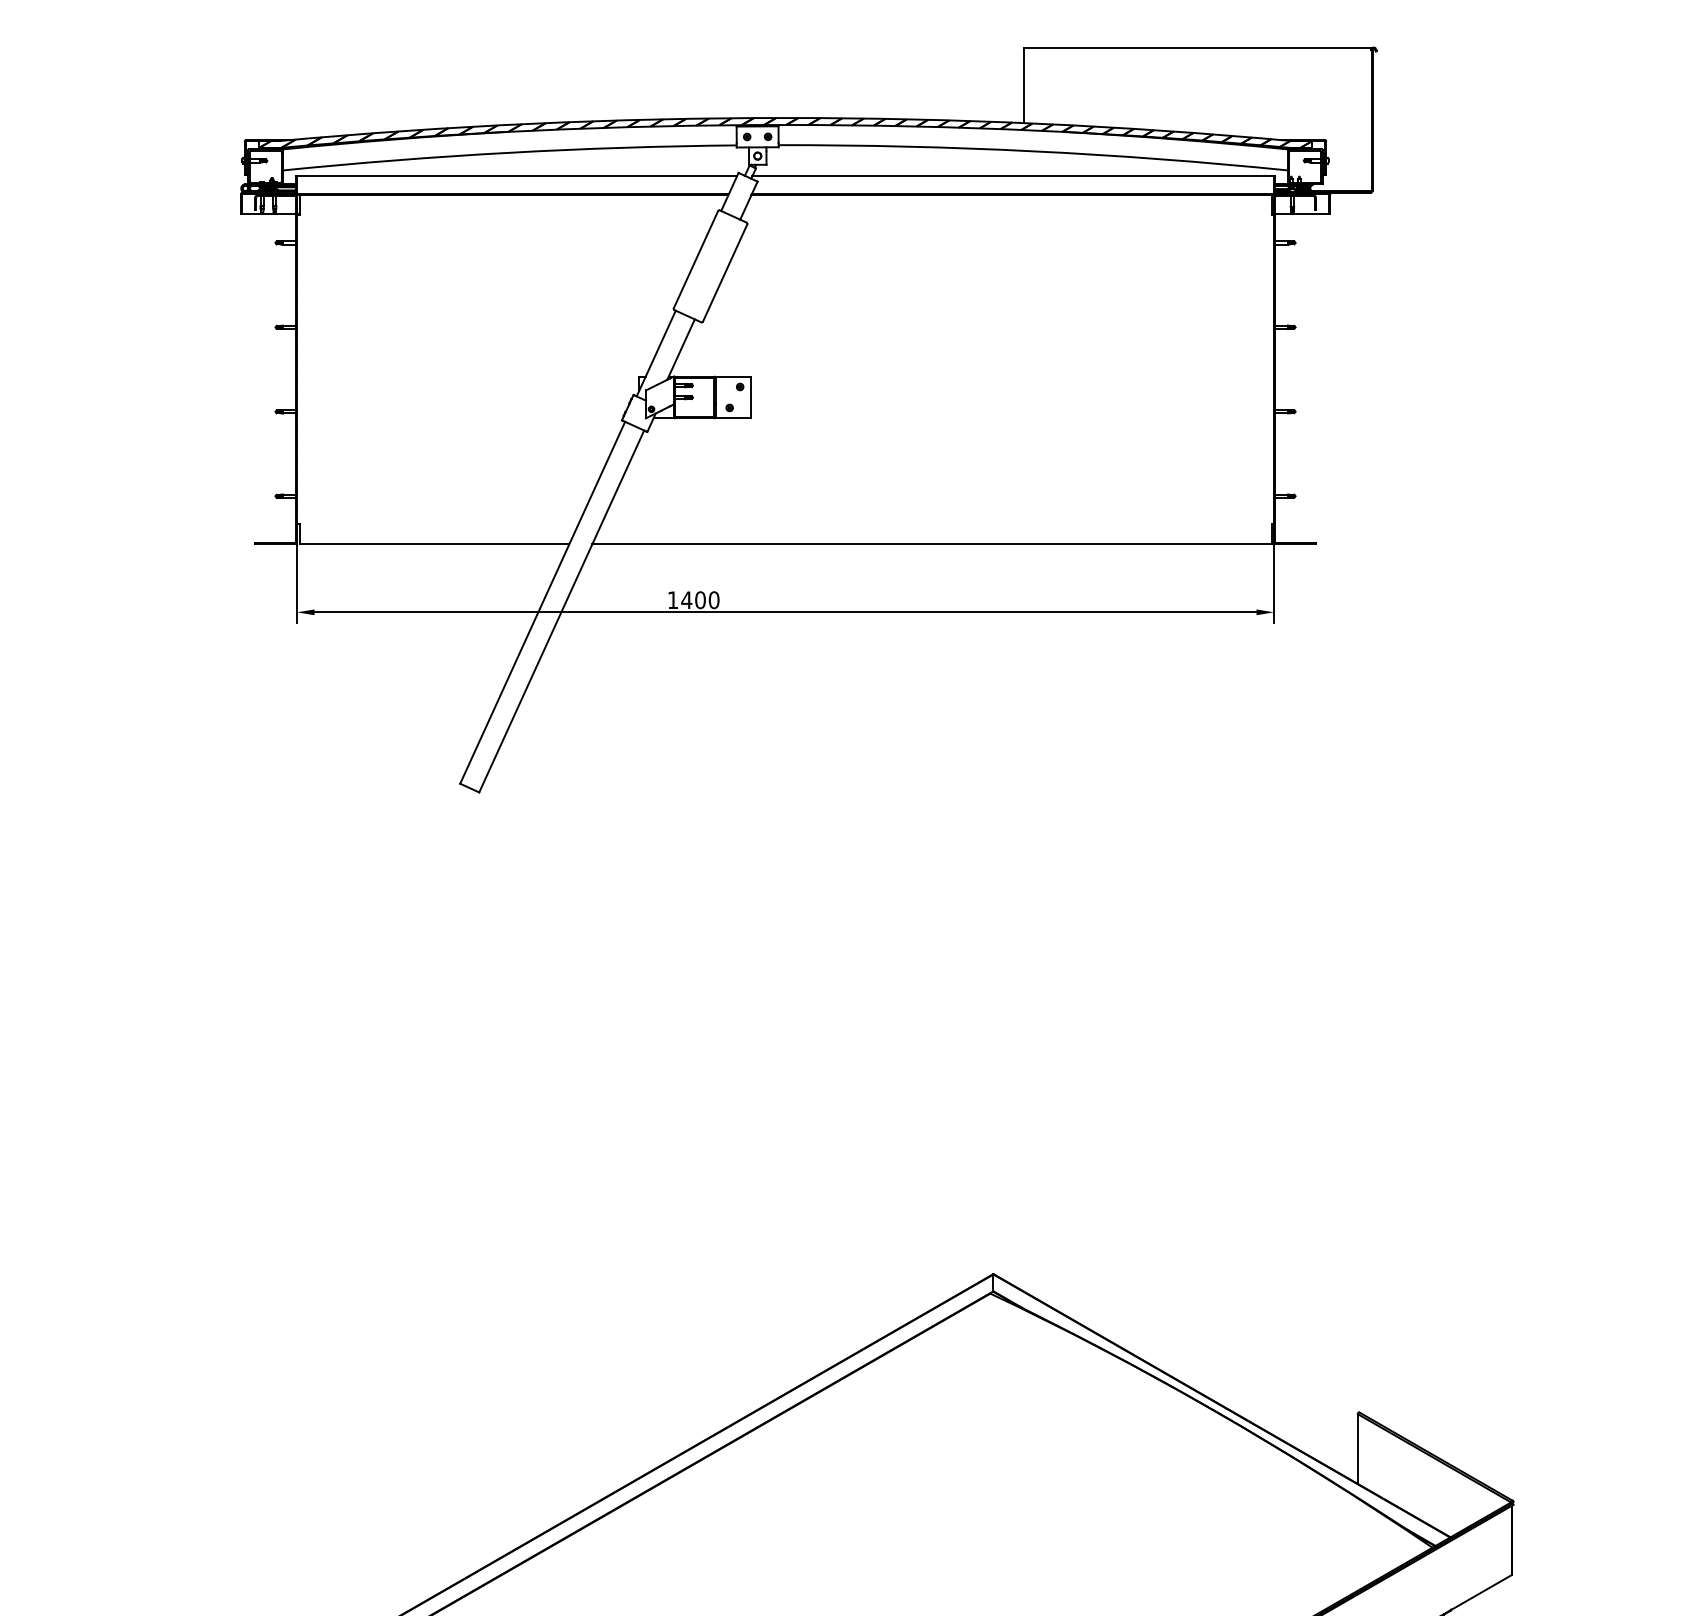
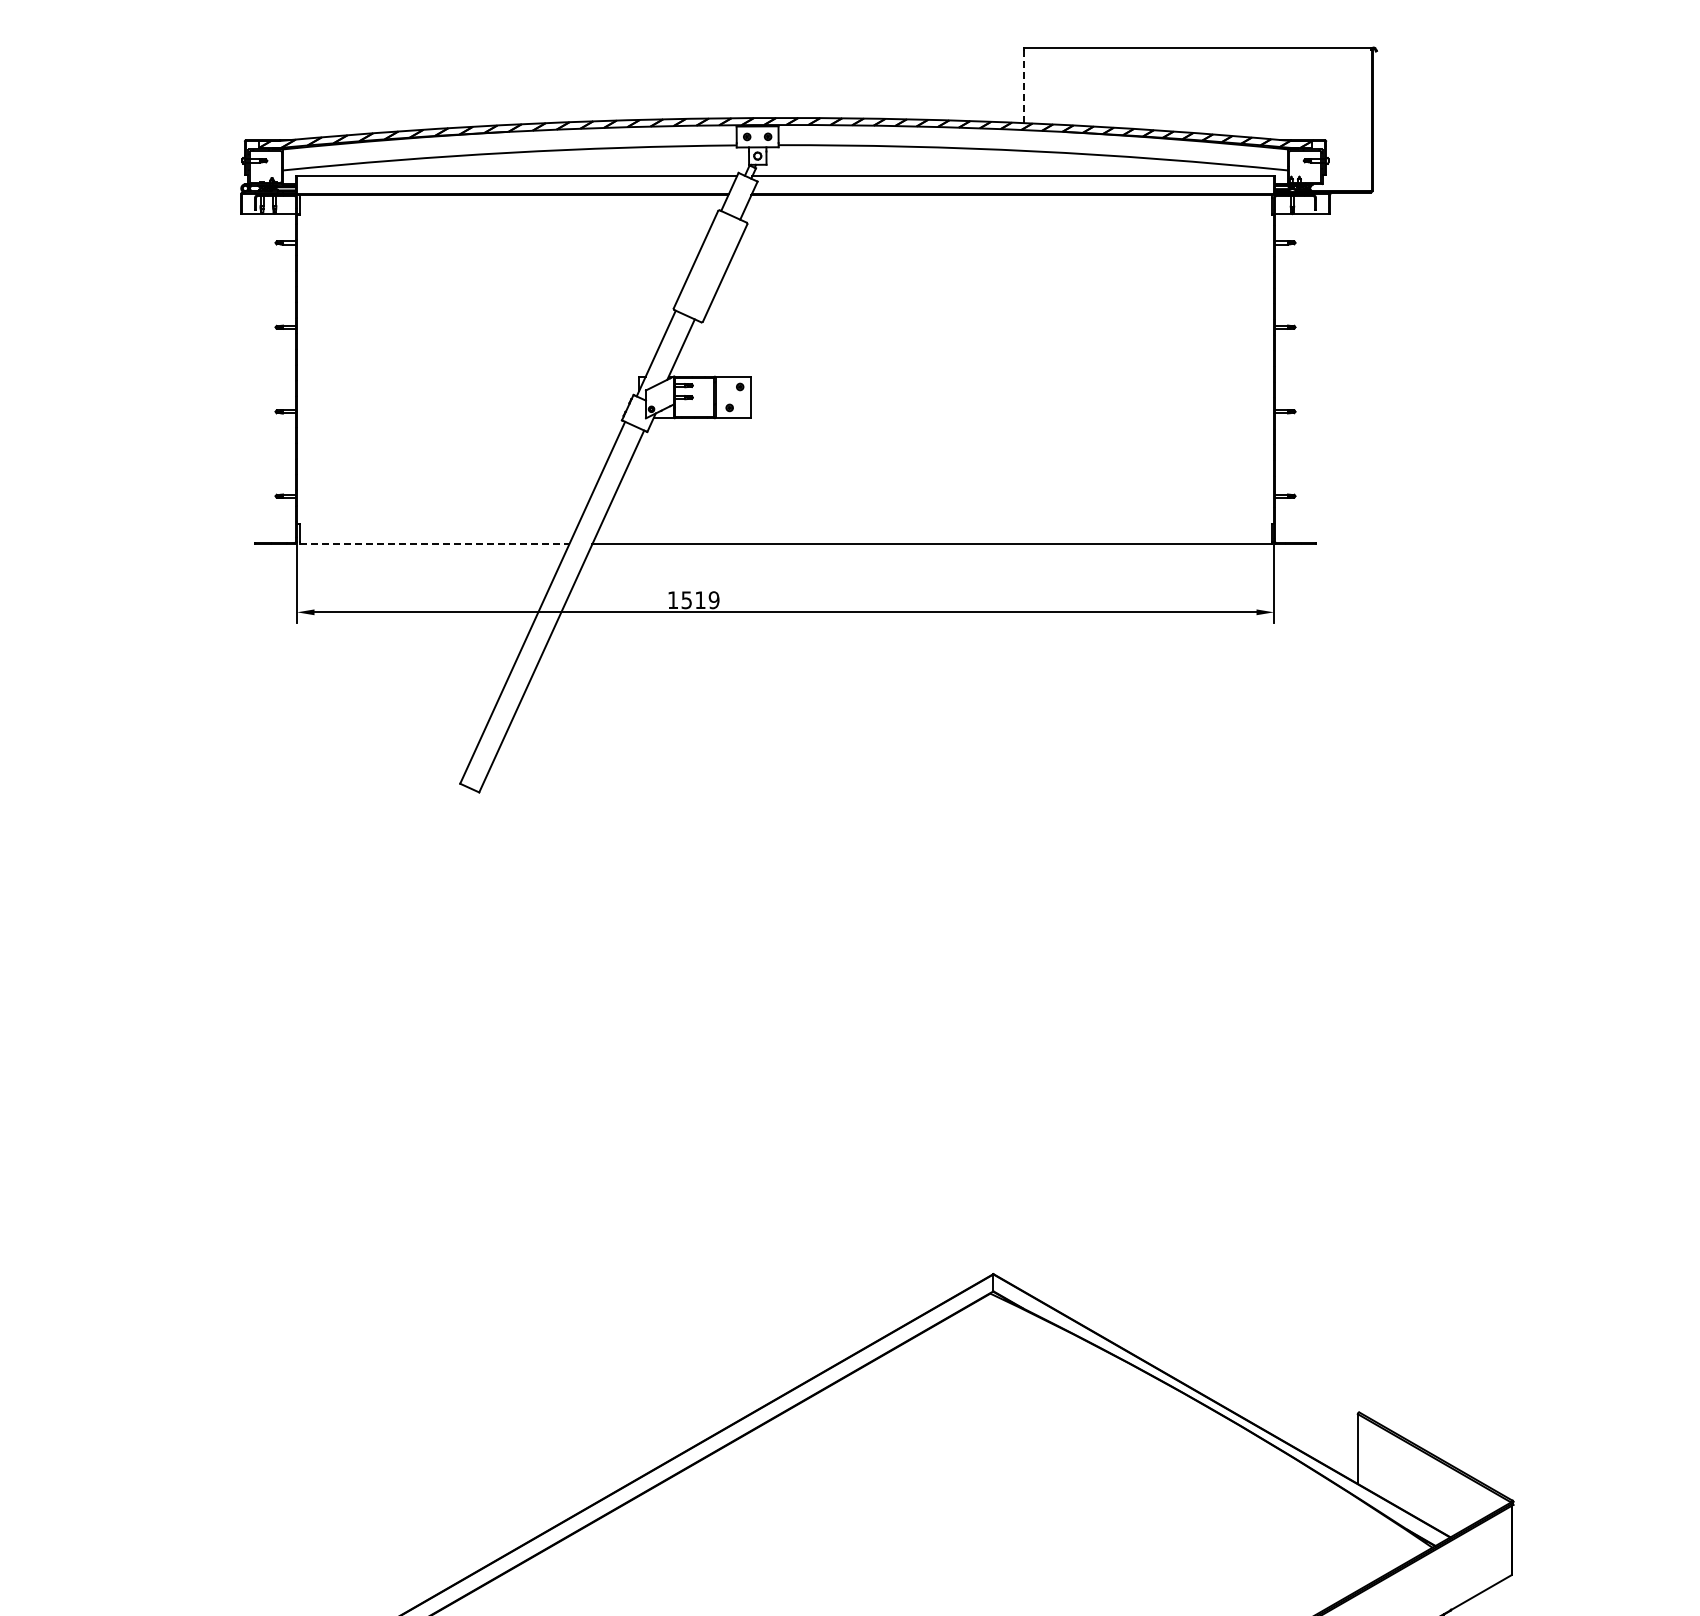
line: solid -> dashed (1023, 86)
line: solid -> dashed (434, 544)
text: 1400 -> 1519 (700, 600)
